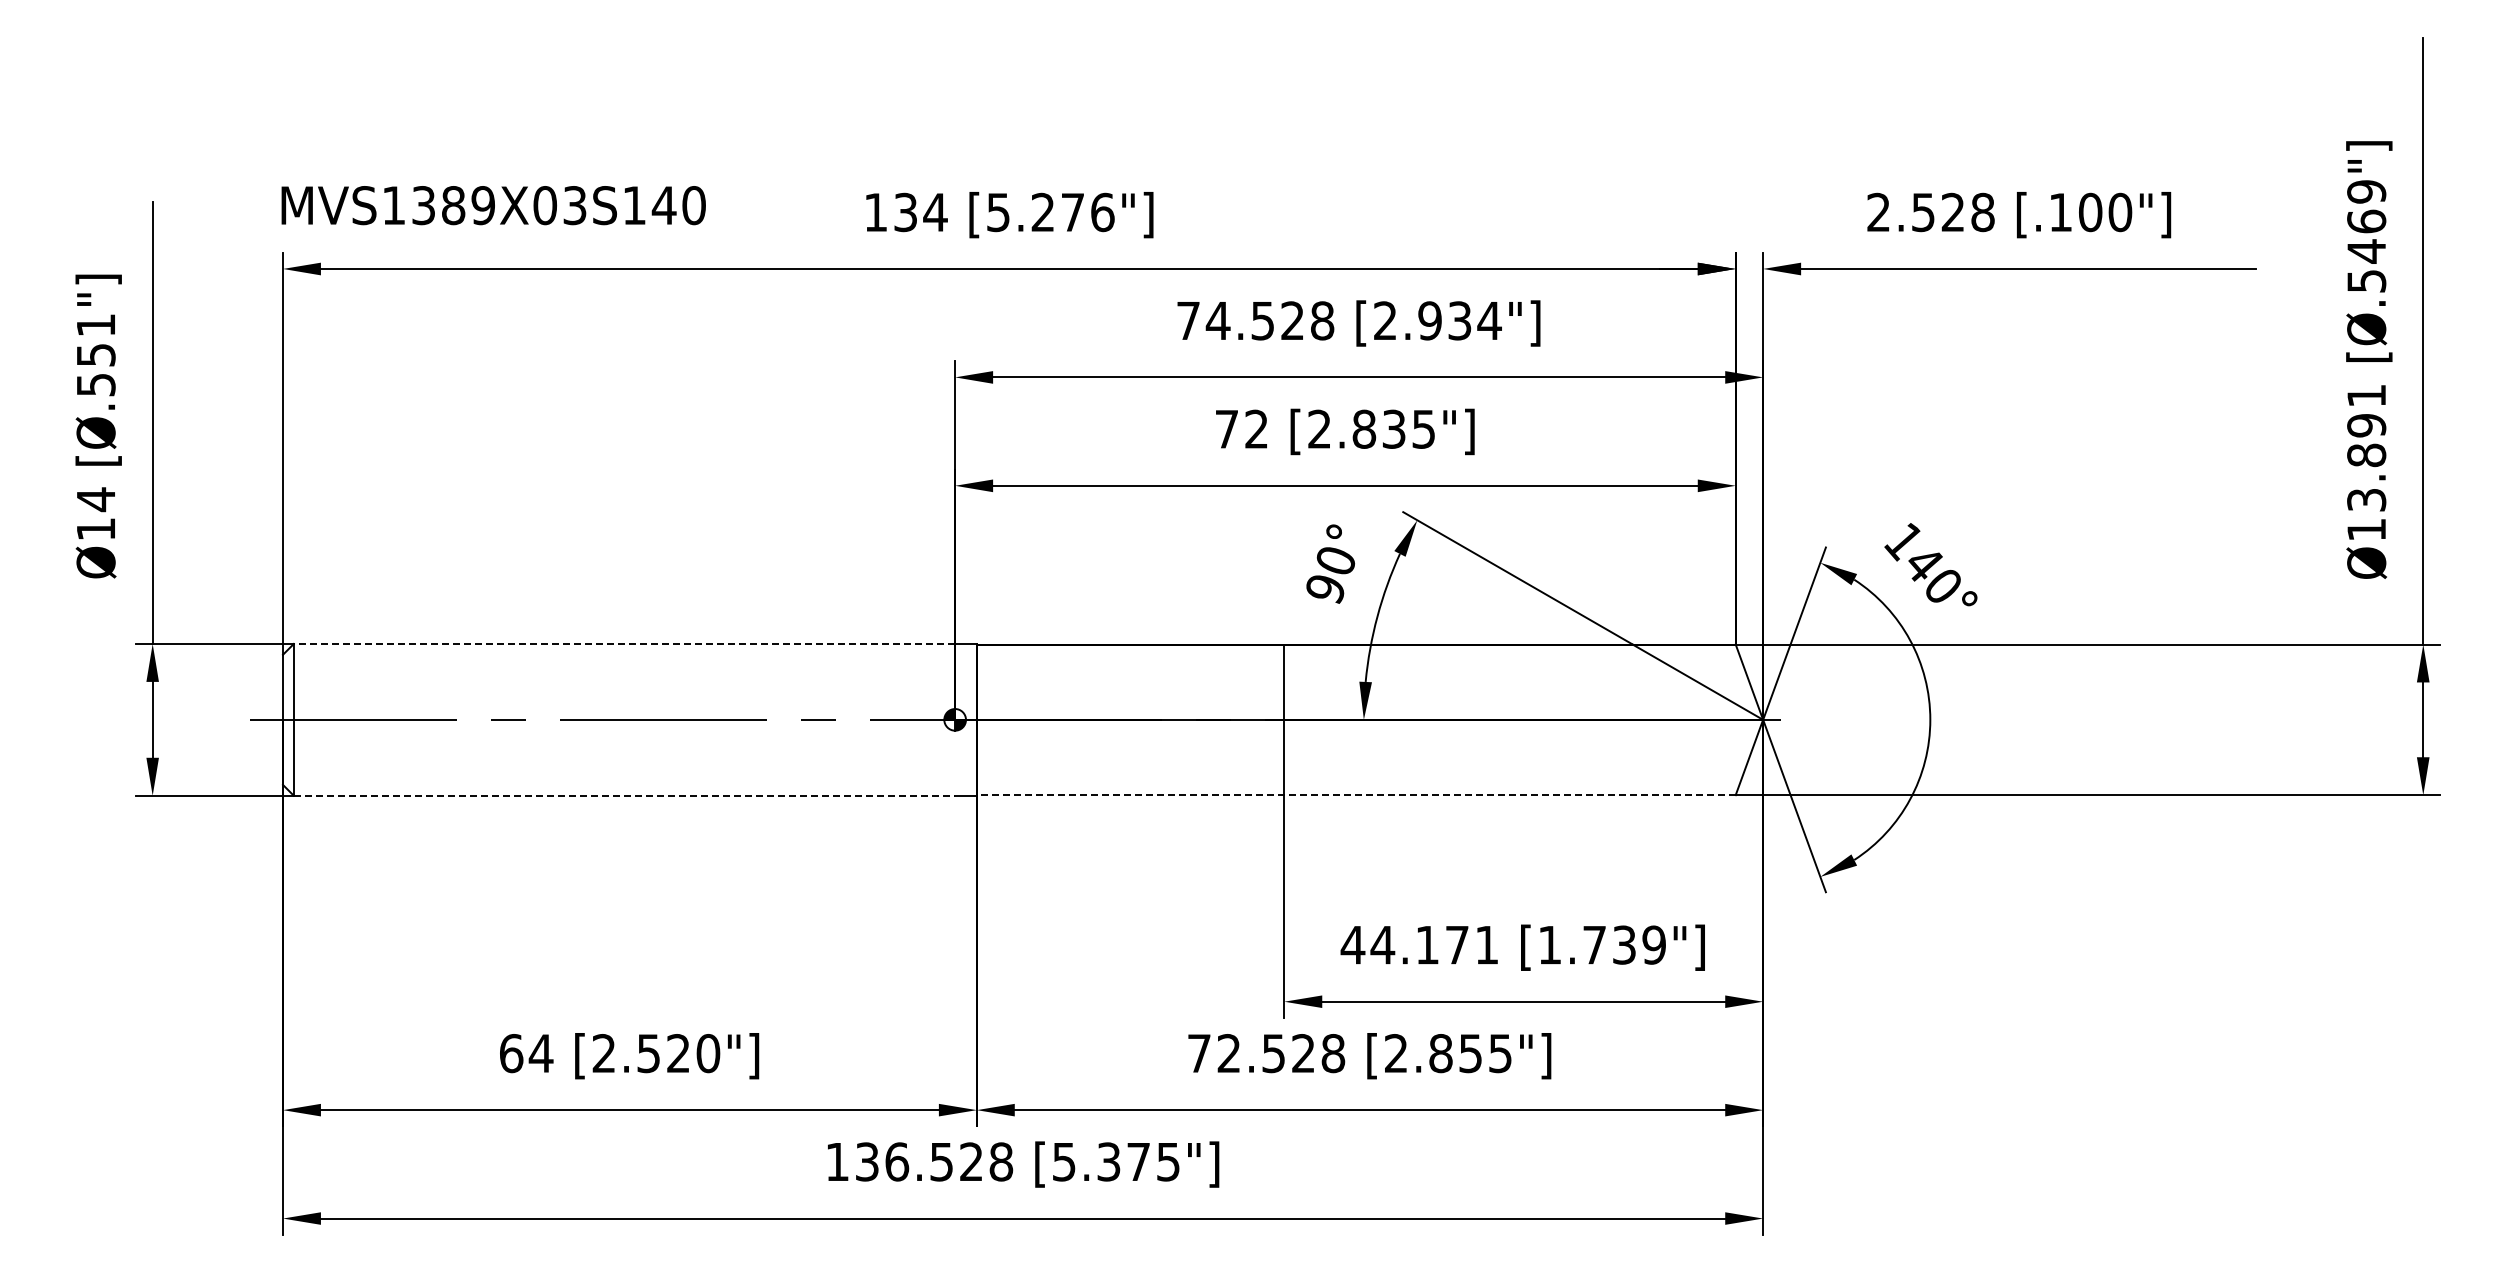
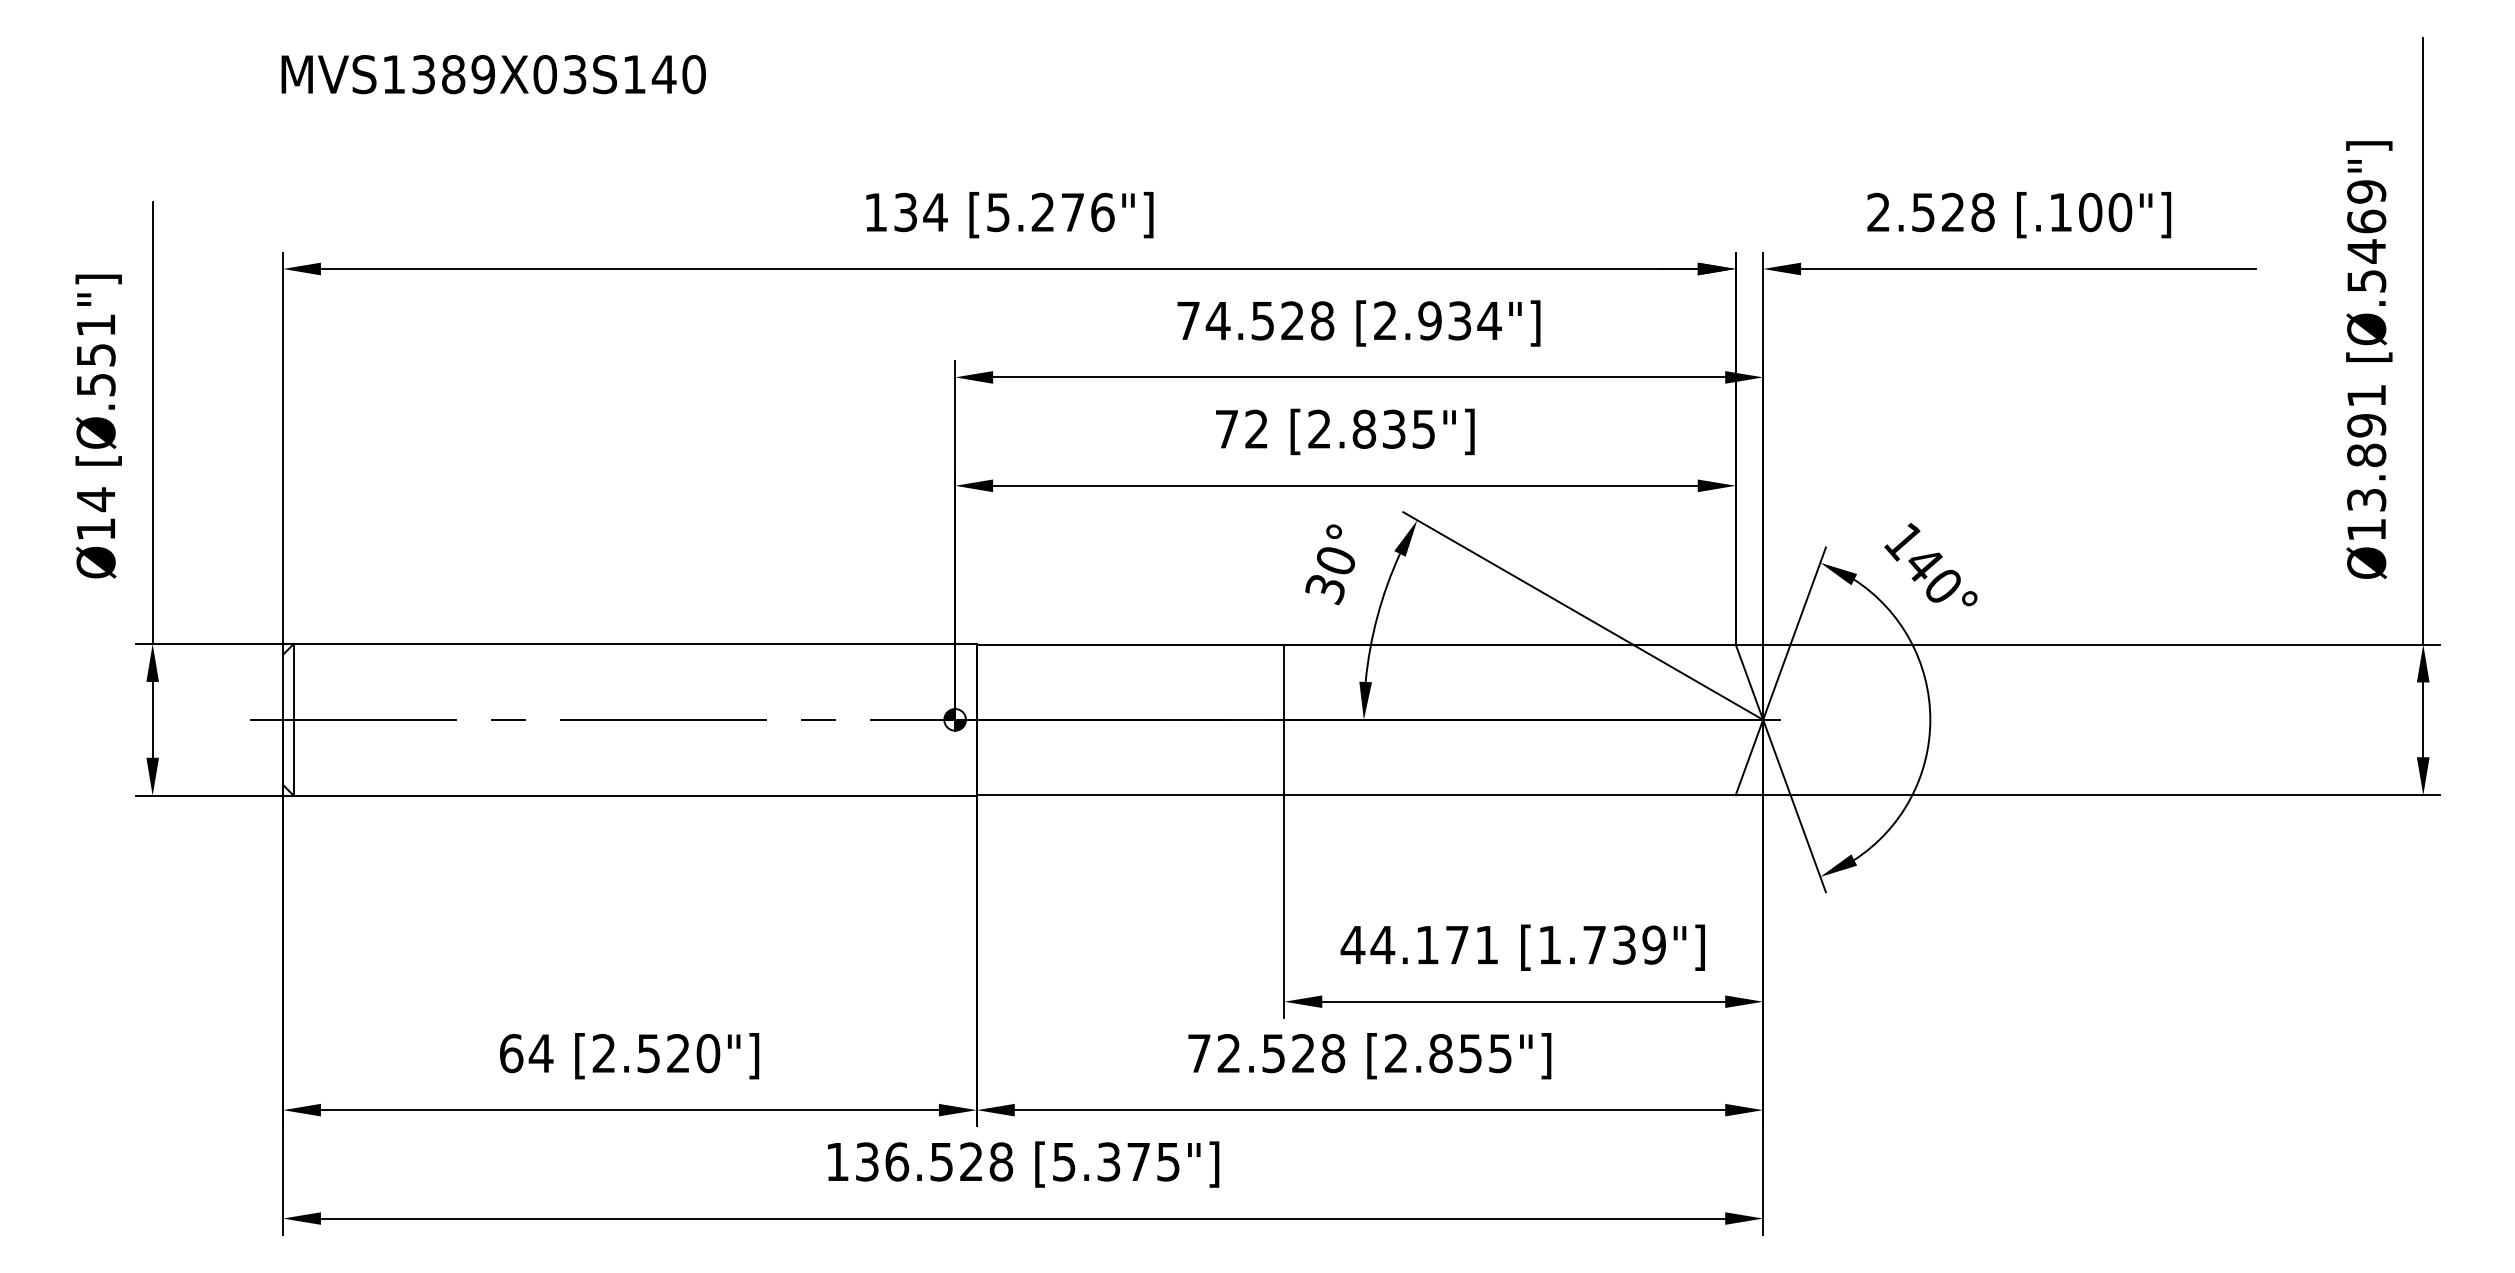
text position: (493, 205) -> (493, 74) (493, 74)
text: 90° -> 30° (1324, 590)
line: dashed -> solid (624, 643)
line: dashed -> solid (624, 795)
line: dashed -> solid (1355, 795)
